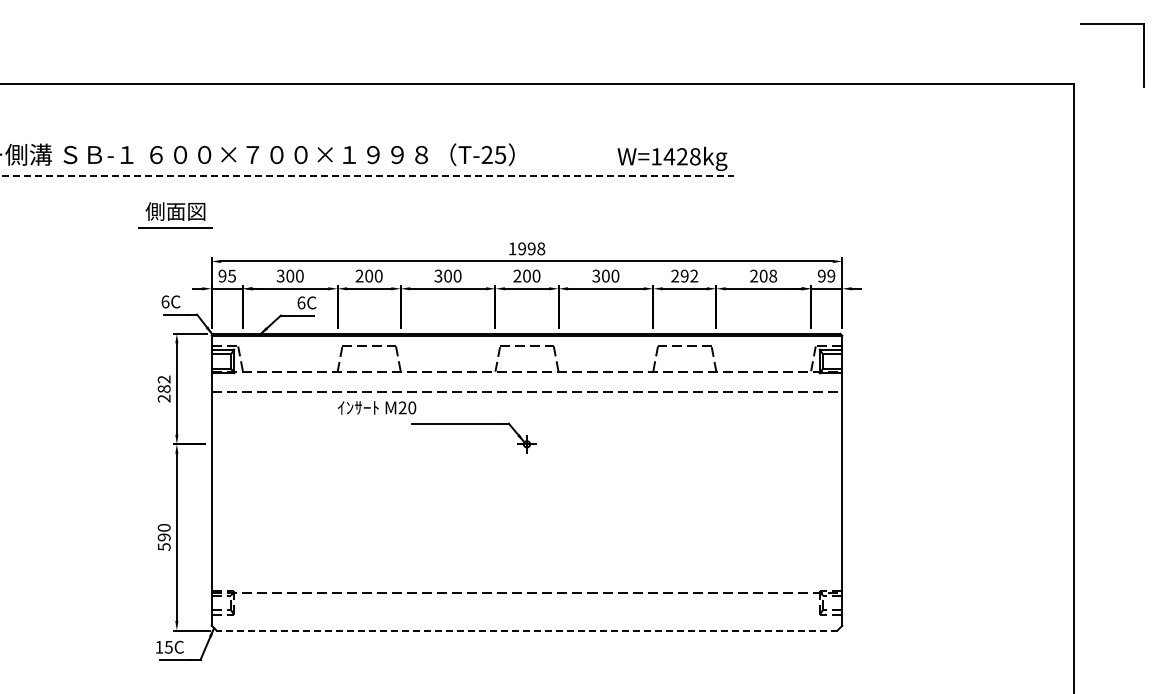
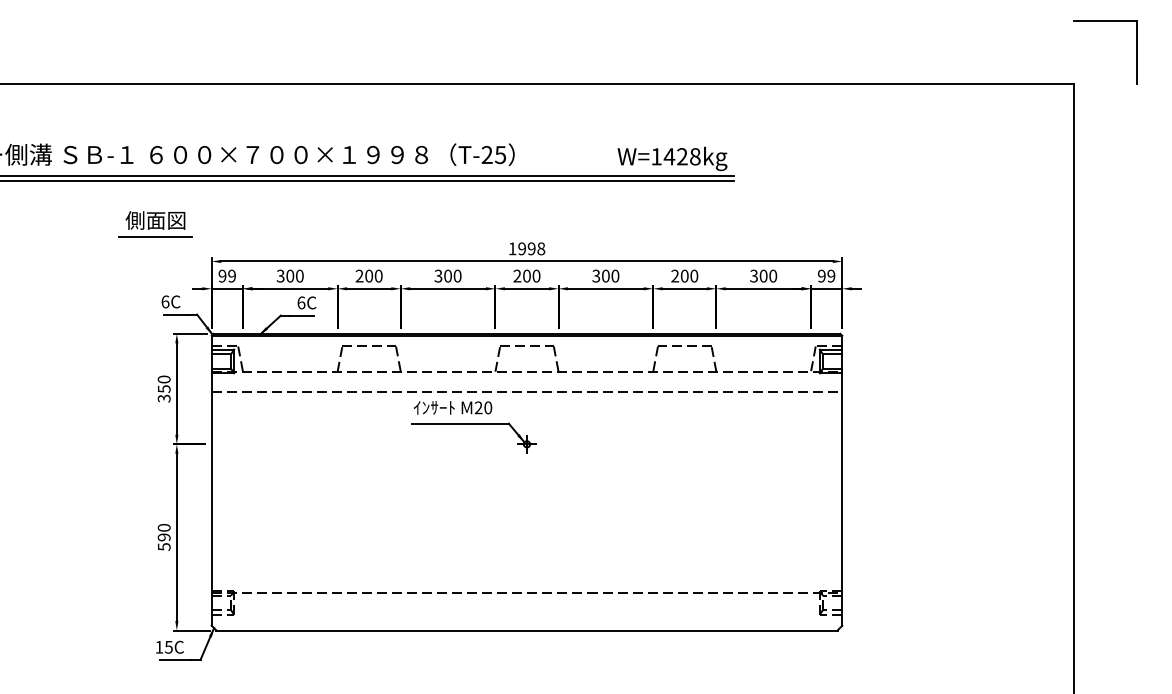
part position: (1112, 24) -> (1105, 21) (1105, 21)
line: dashed -> solid (367, 175)
line: none -> present (367, 180)
part position: (175, 215) -> (155, 224) (155, 224)
text: 95 -> 99 (231, 275)
text: 292 -> 200 (689, 275)
text: 208 -> 300 (763, 276)
text: 282 -> 350 (163, 388)
text position: (377, 407) -> (453, 407) (453, 407)
line: dashed -> solid (527, 630)
